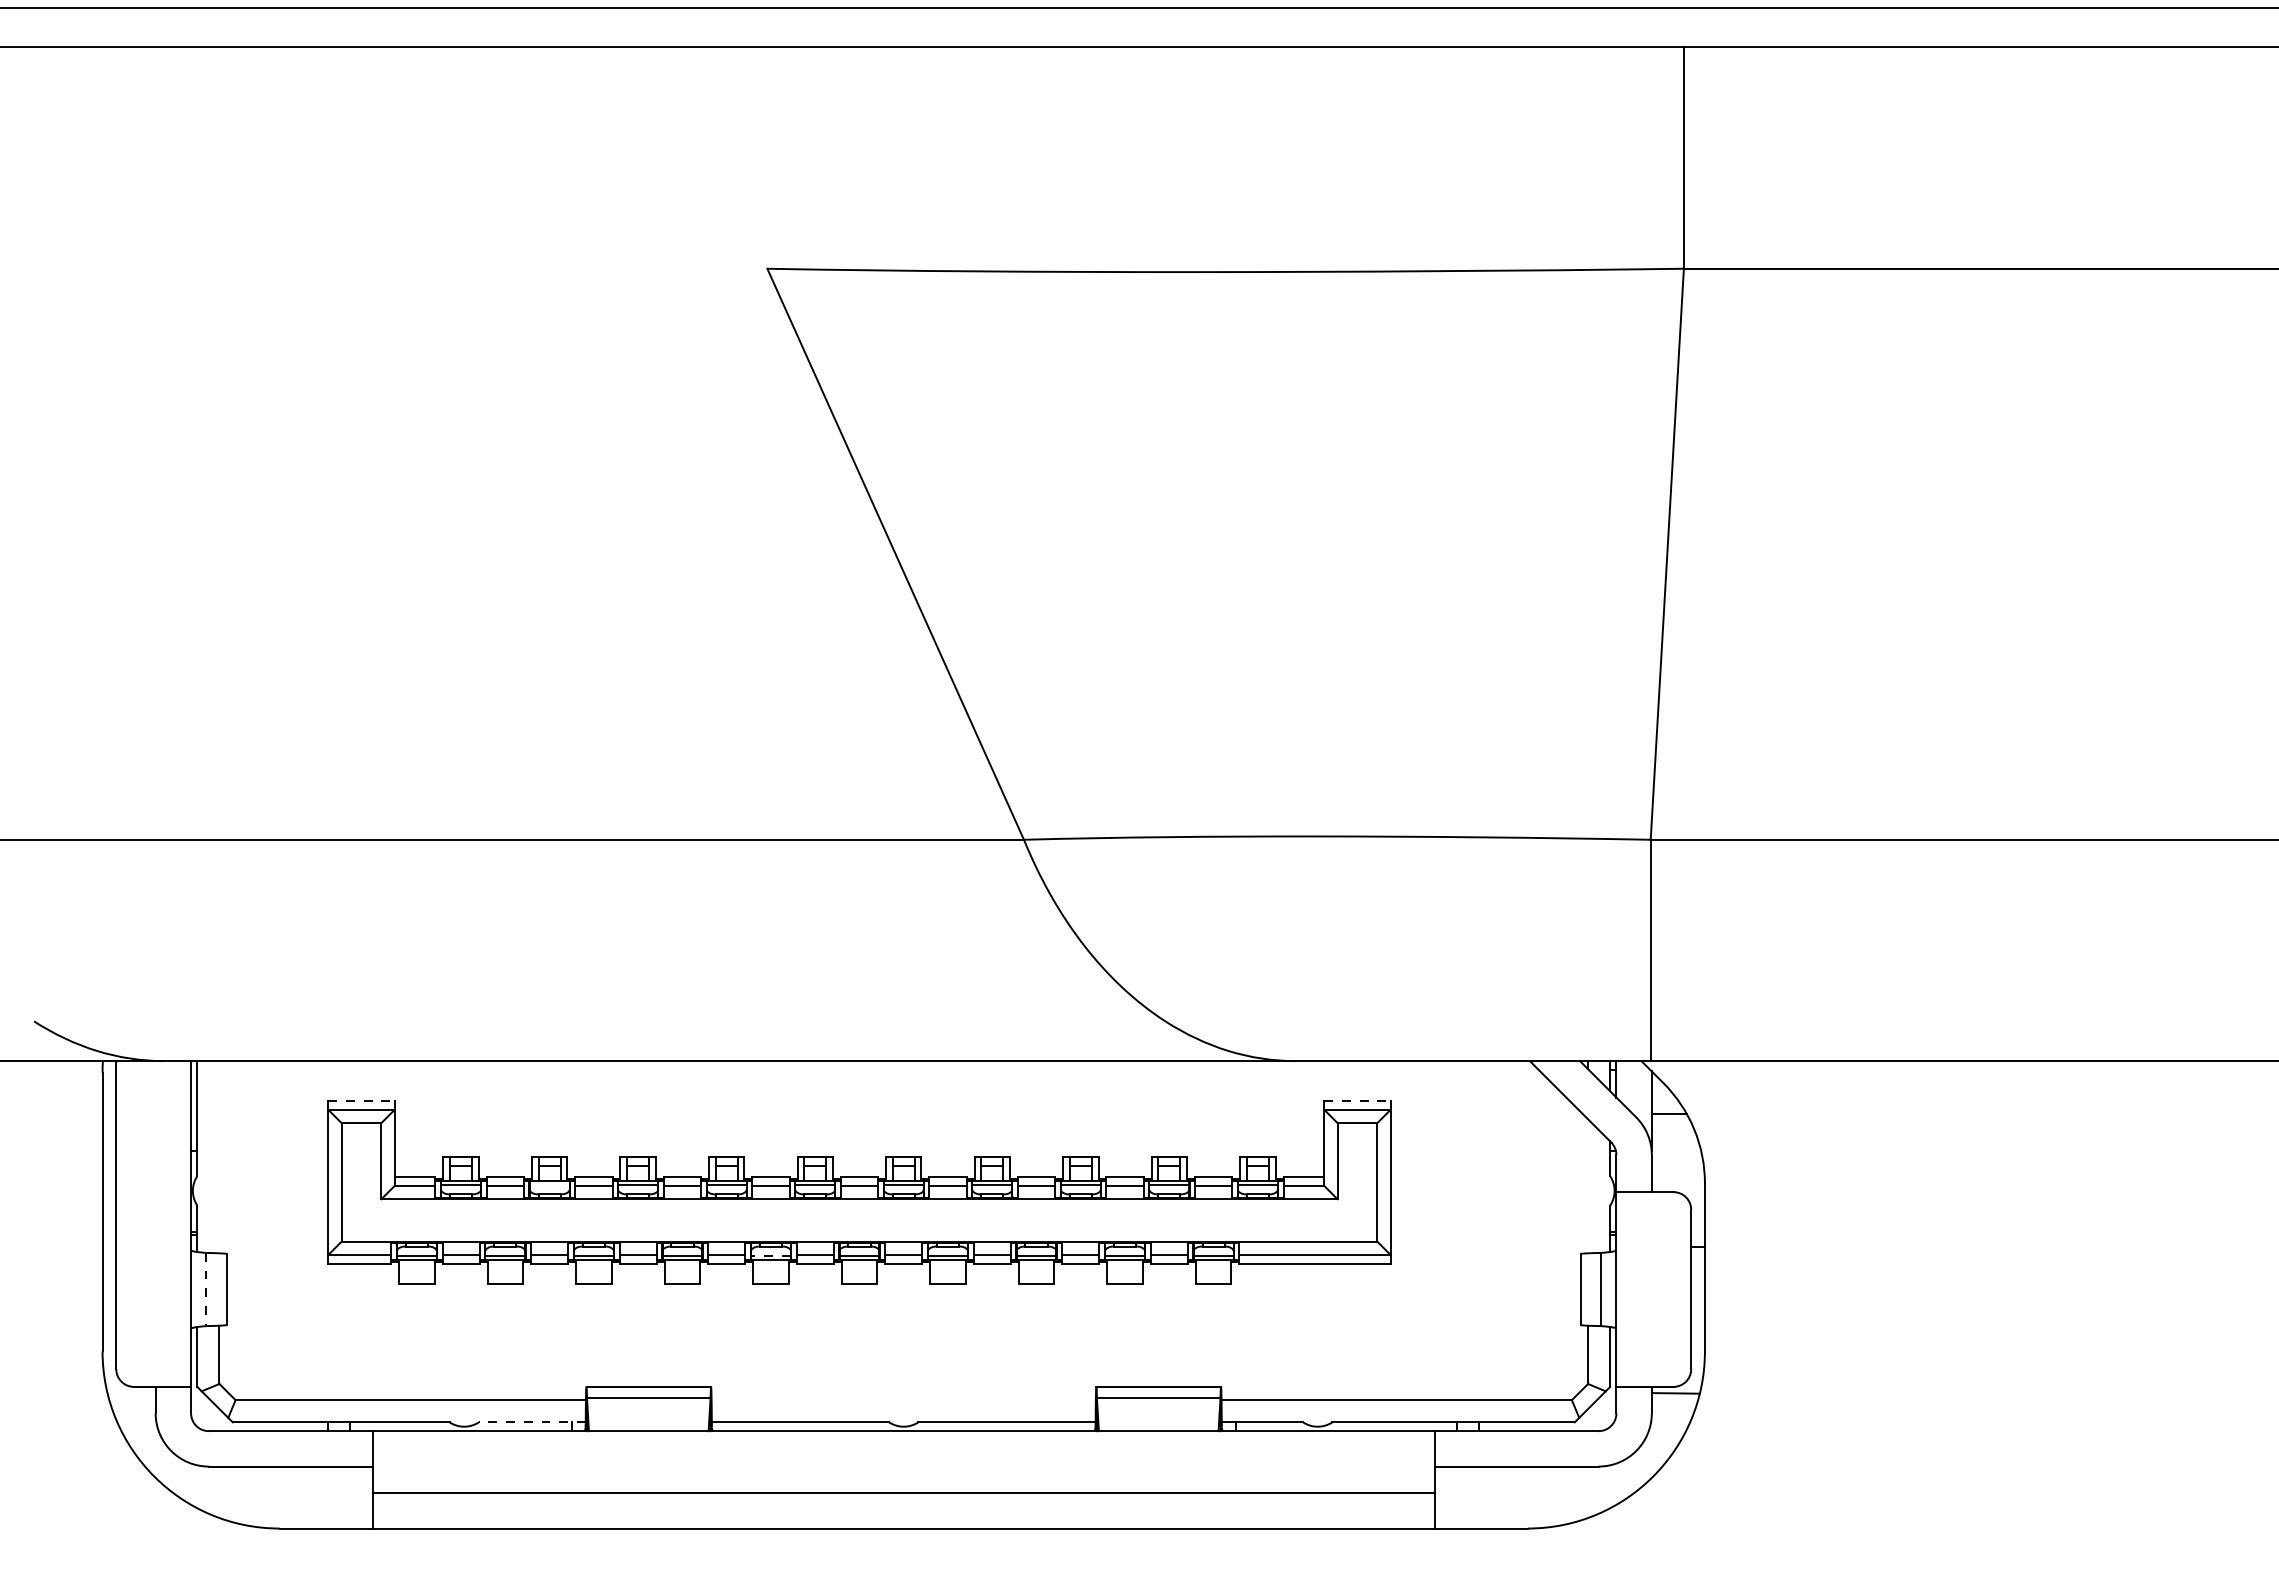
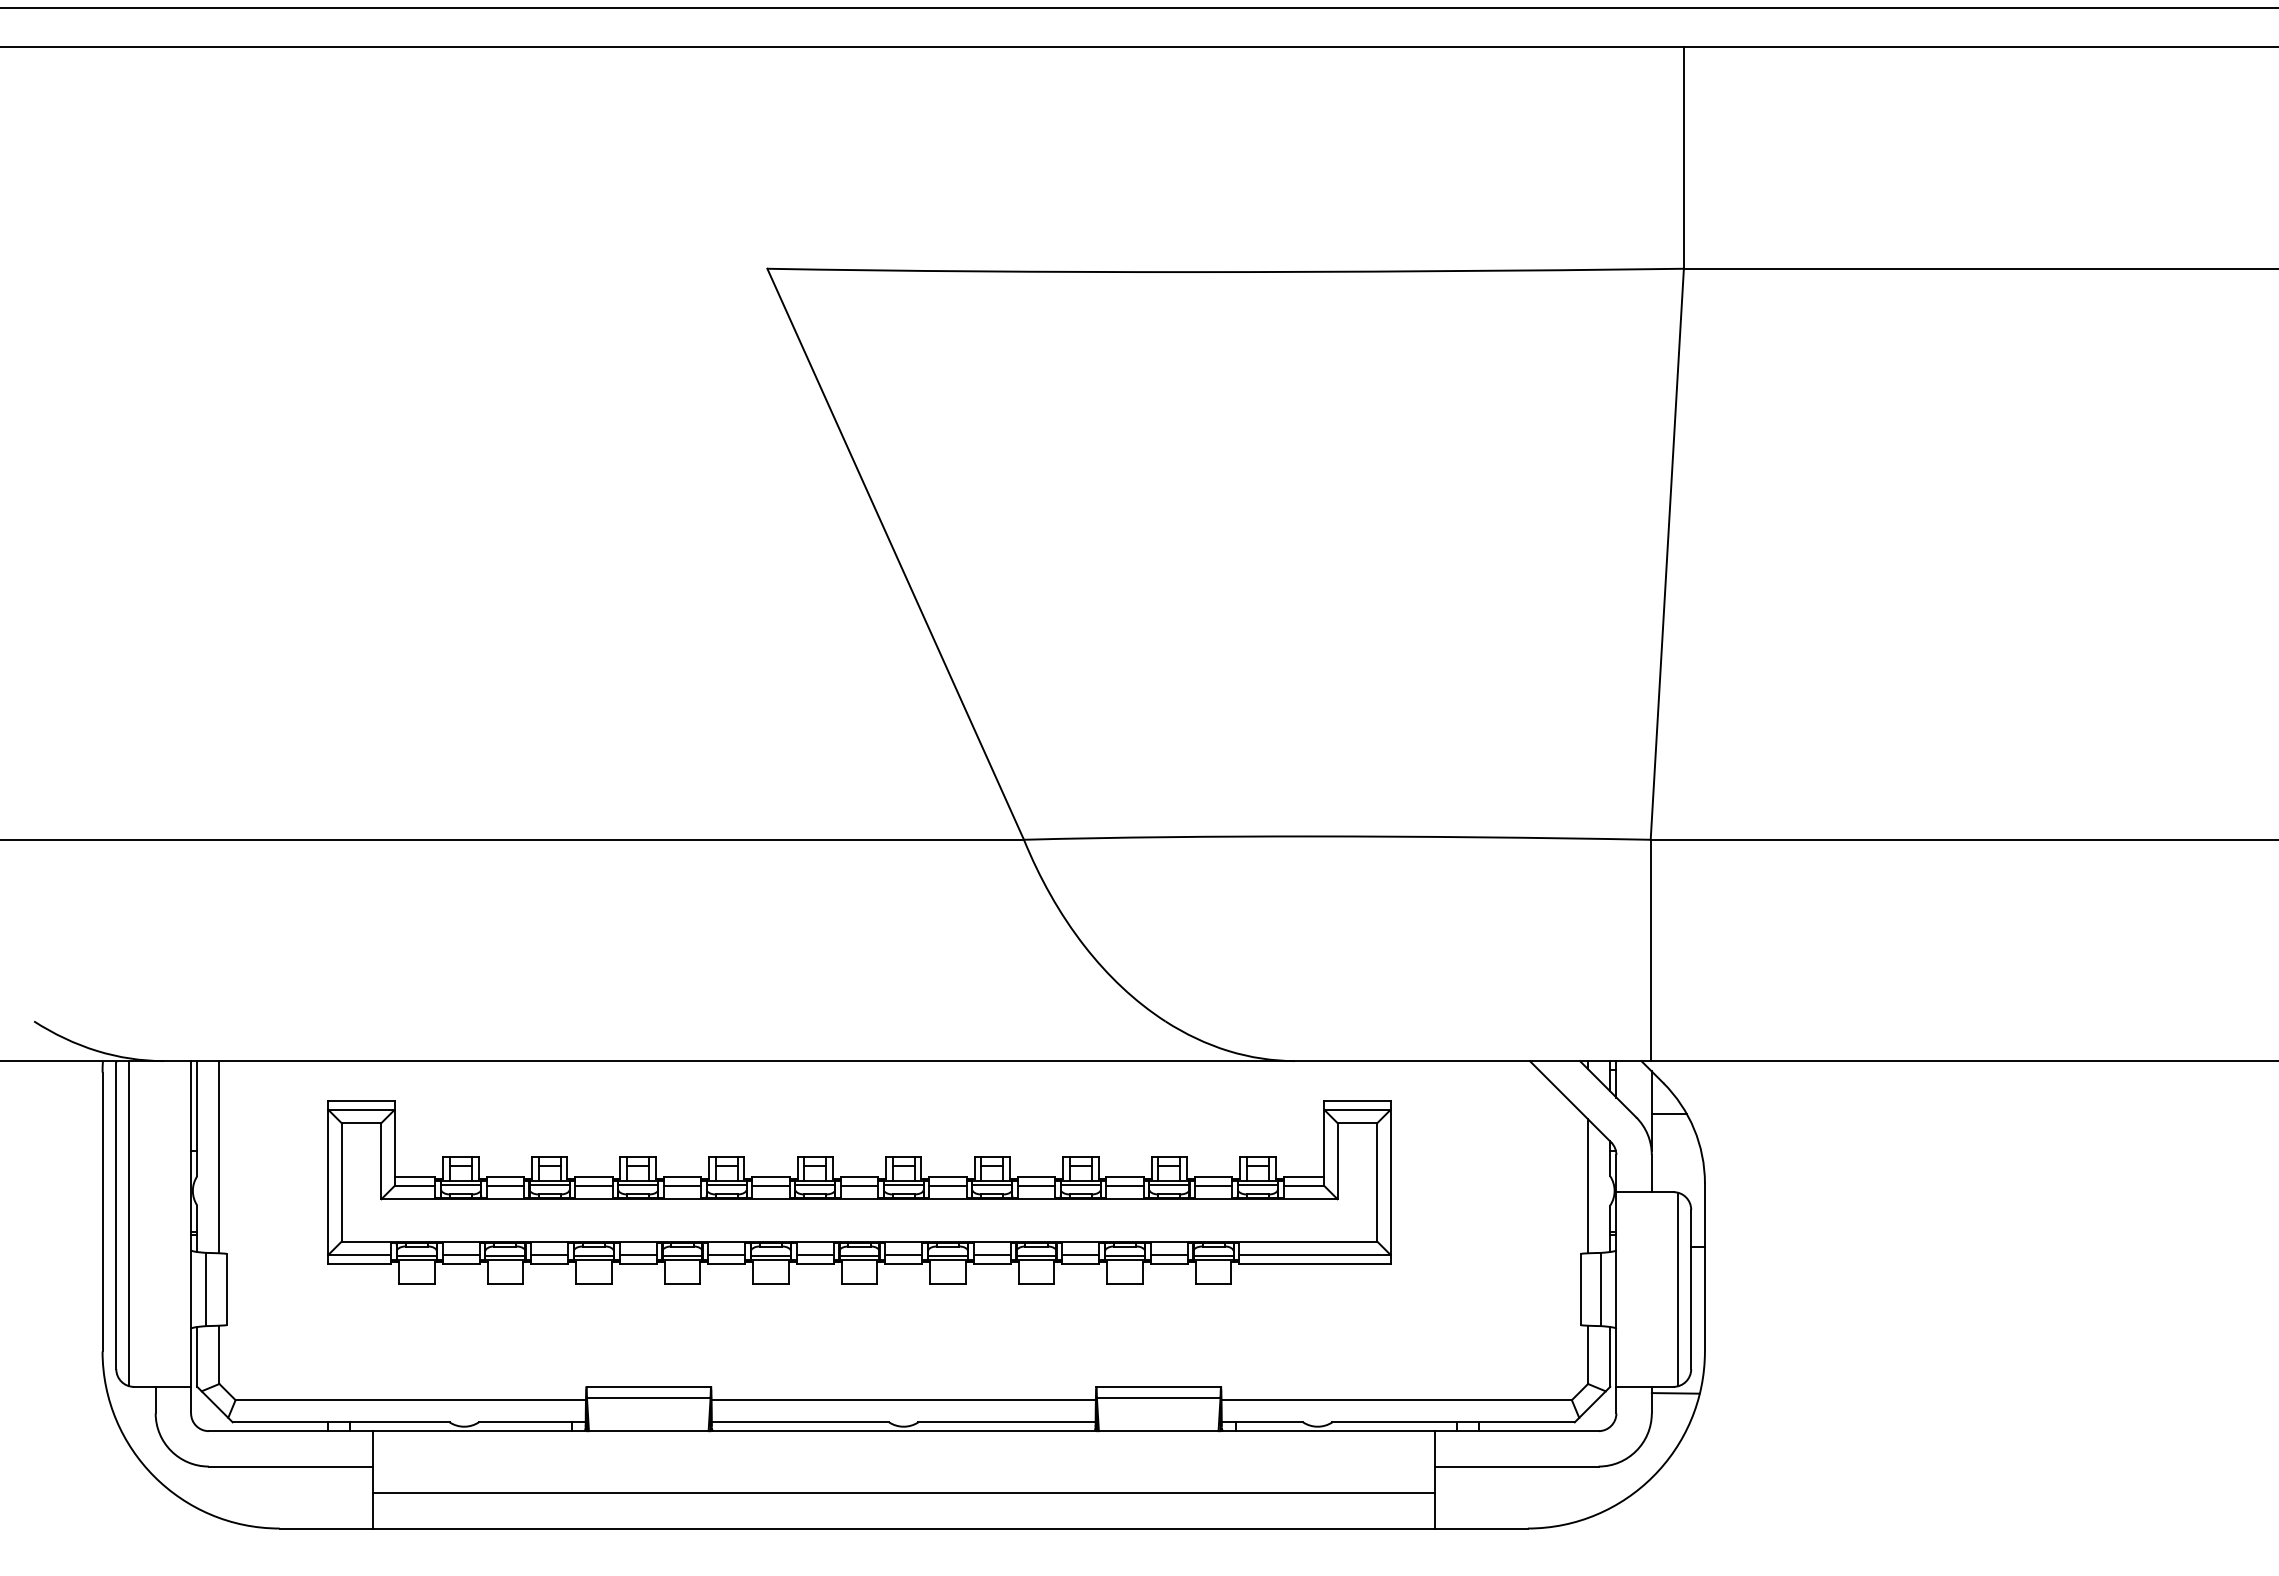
line: dashed -> solid (362, 1100)
line: dashed -> solid (1357, 1100)
line: none -> present (219, 1157)
line: none -> present (549, 1185)
line: none -> present (1588, 1186)
line: none -> present (129, 1223)
line: dashed -> solid (770, 1255)
line: dashed -> solid (206, 1289)
line: none -> present (1678, 1289)
line: none -> present (903, 1400)
line: dashed -> solid (531, 1422)
